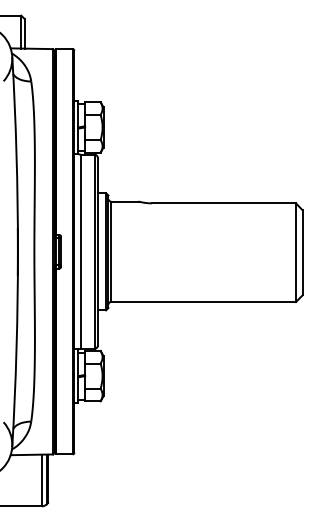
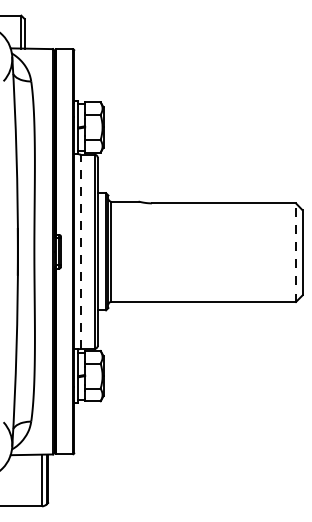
line: solid -> dashed (81, 251)
line: solid -> dashed (295, 252)
